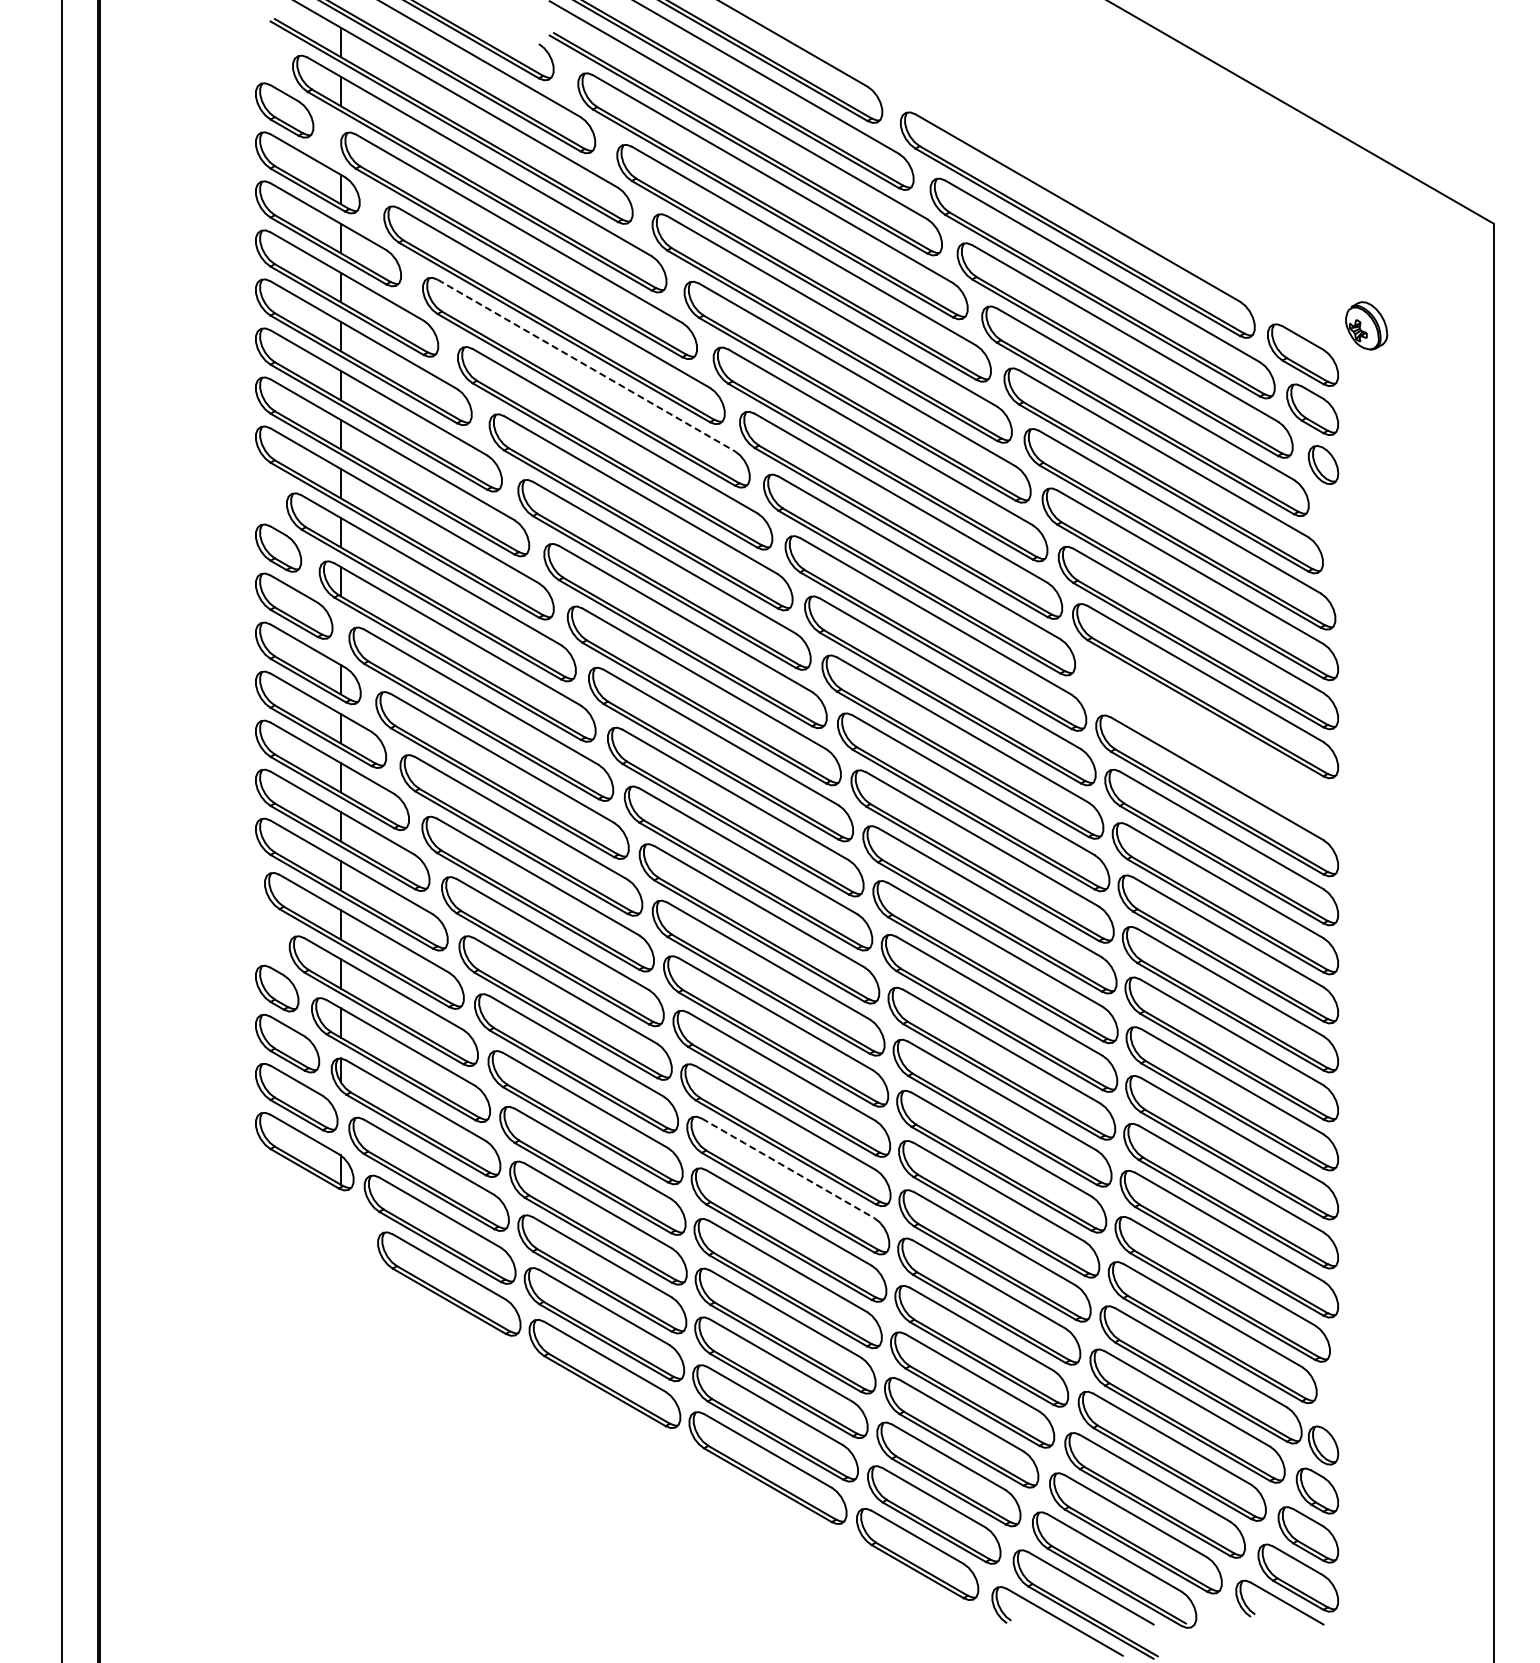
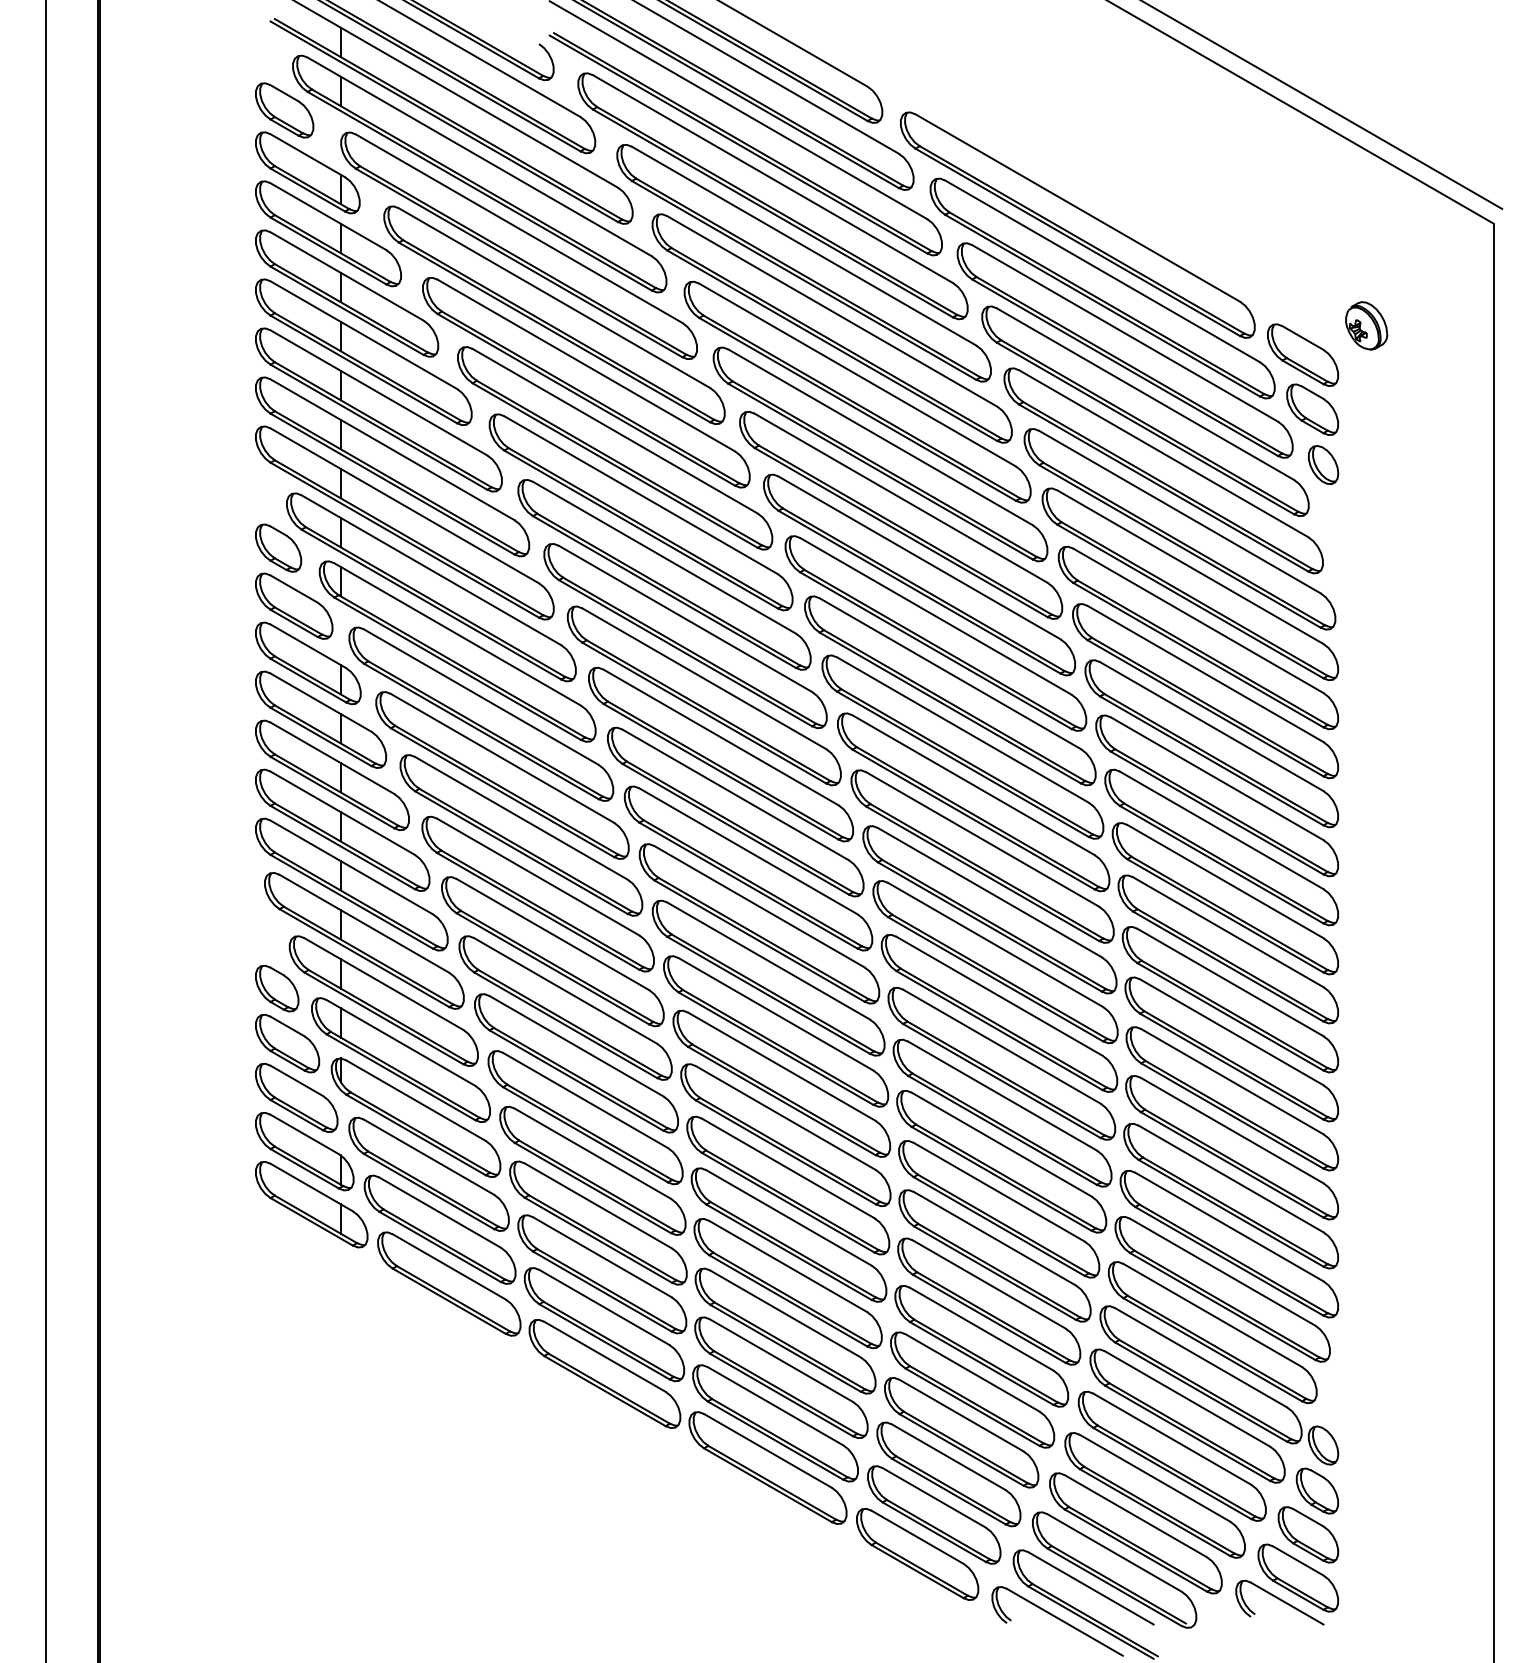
line: none -> present (1323, 105)
line: dashed -> solid (586, 365)
part: none -> present (1211, 743)
line position: (62, 830) -> (46, 830) (46, 830)
line: dashed -> solid (788, 1168)
part: none -> present (311, 1204)
